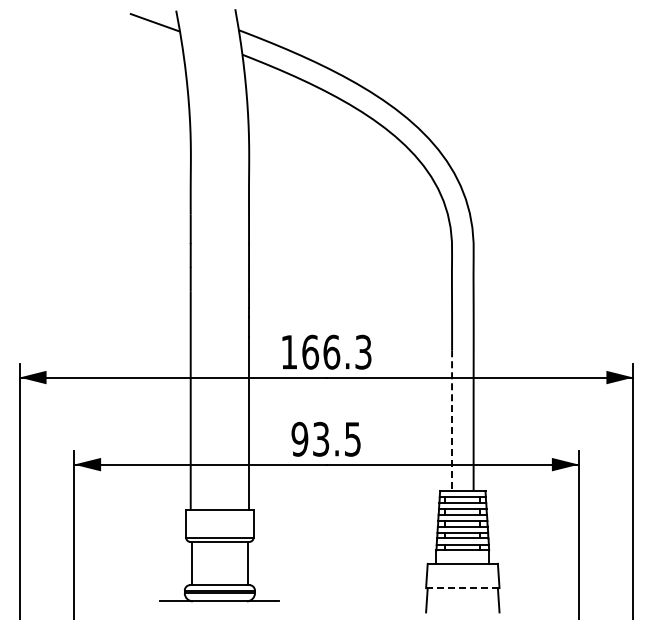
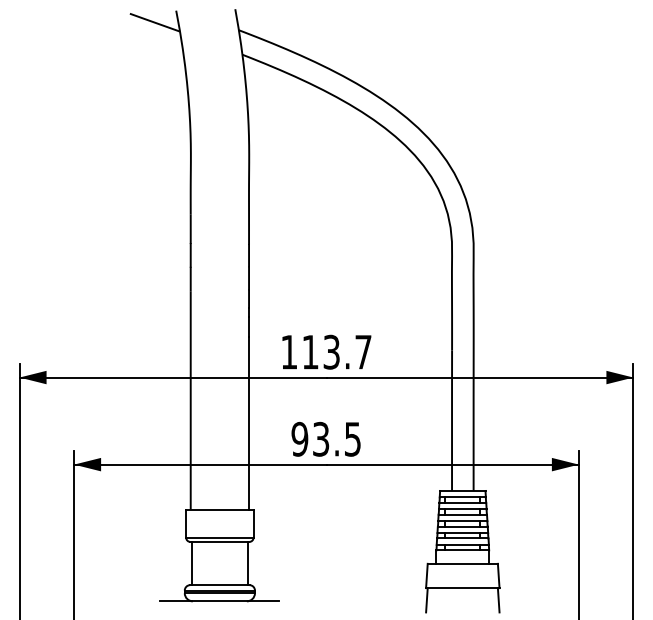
text: 166.3 -> 113.7 (336, 351)
line: dashed -> solid (452, 419)
line: dashed -> solid (462, 588)
